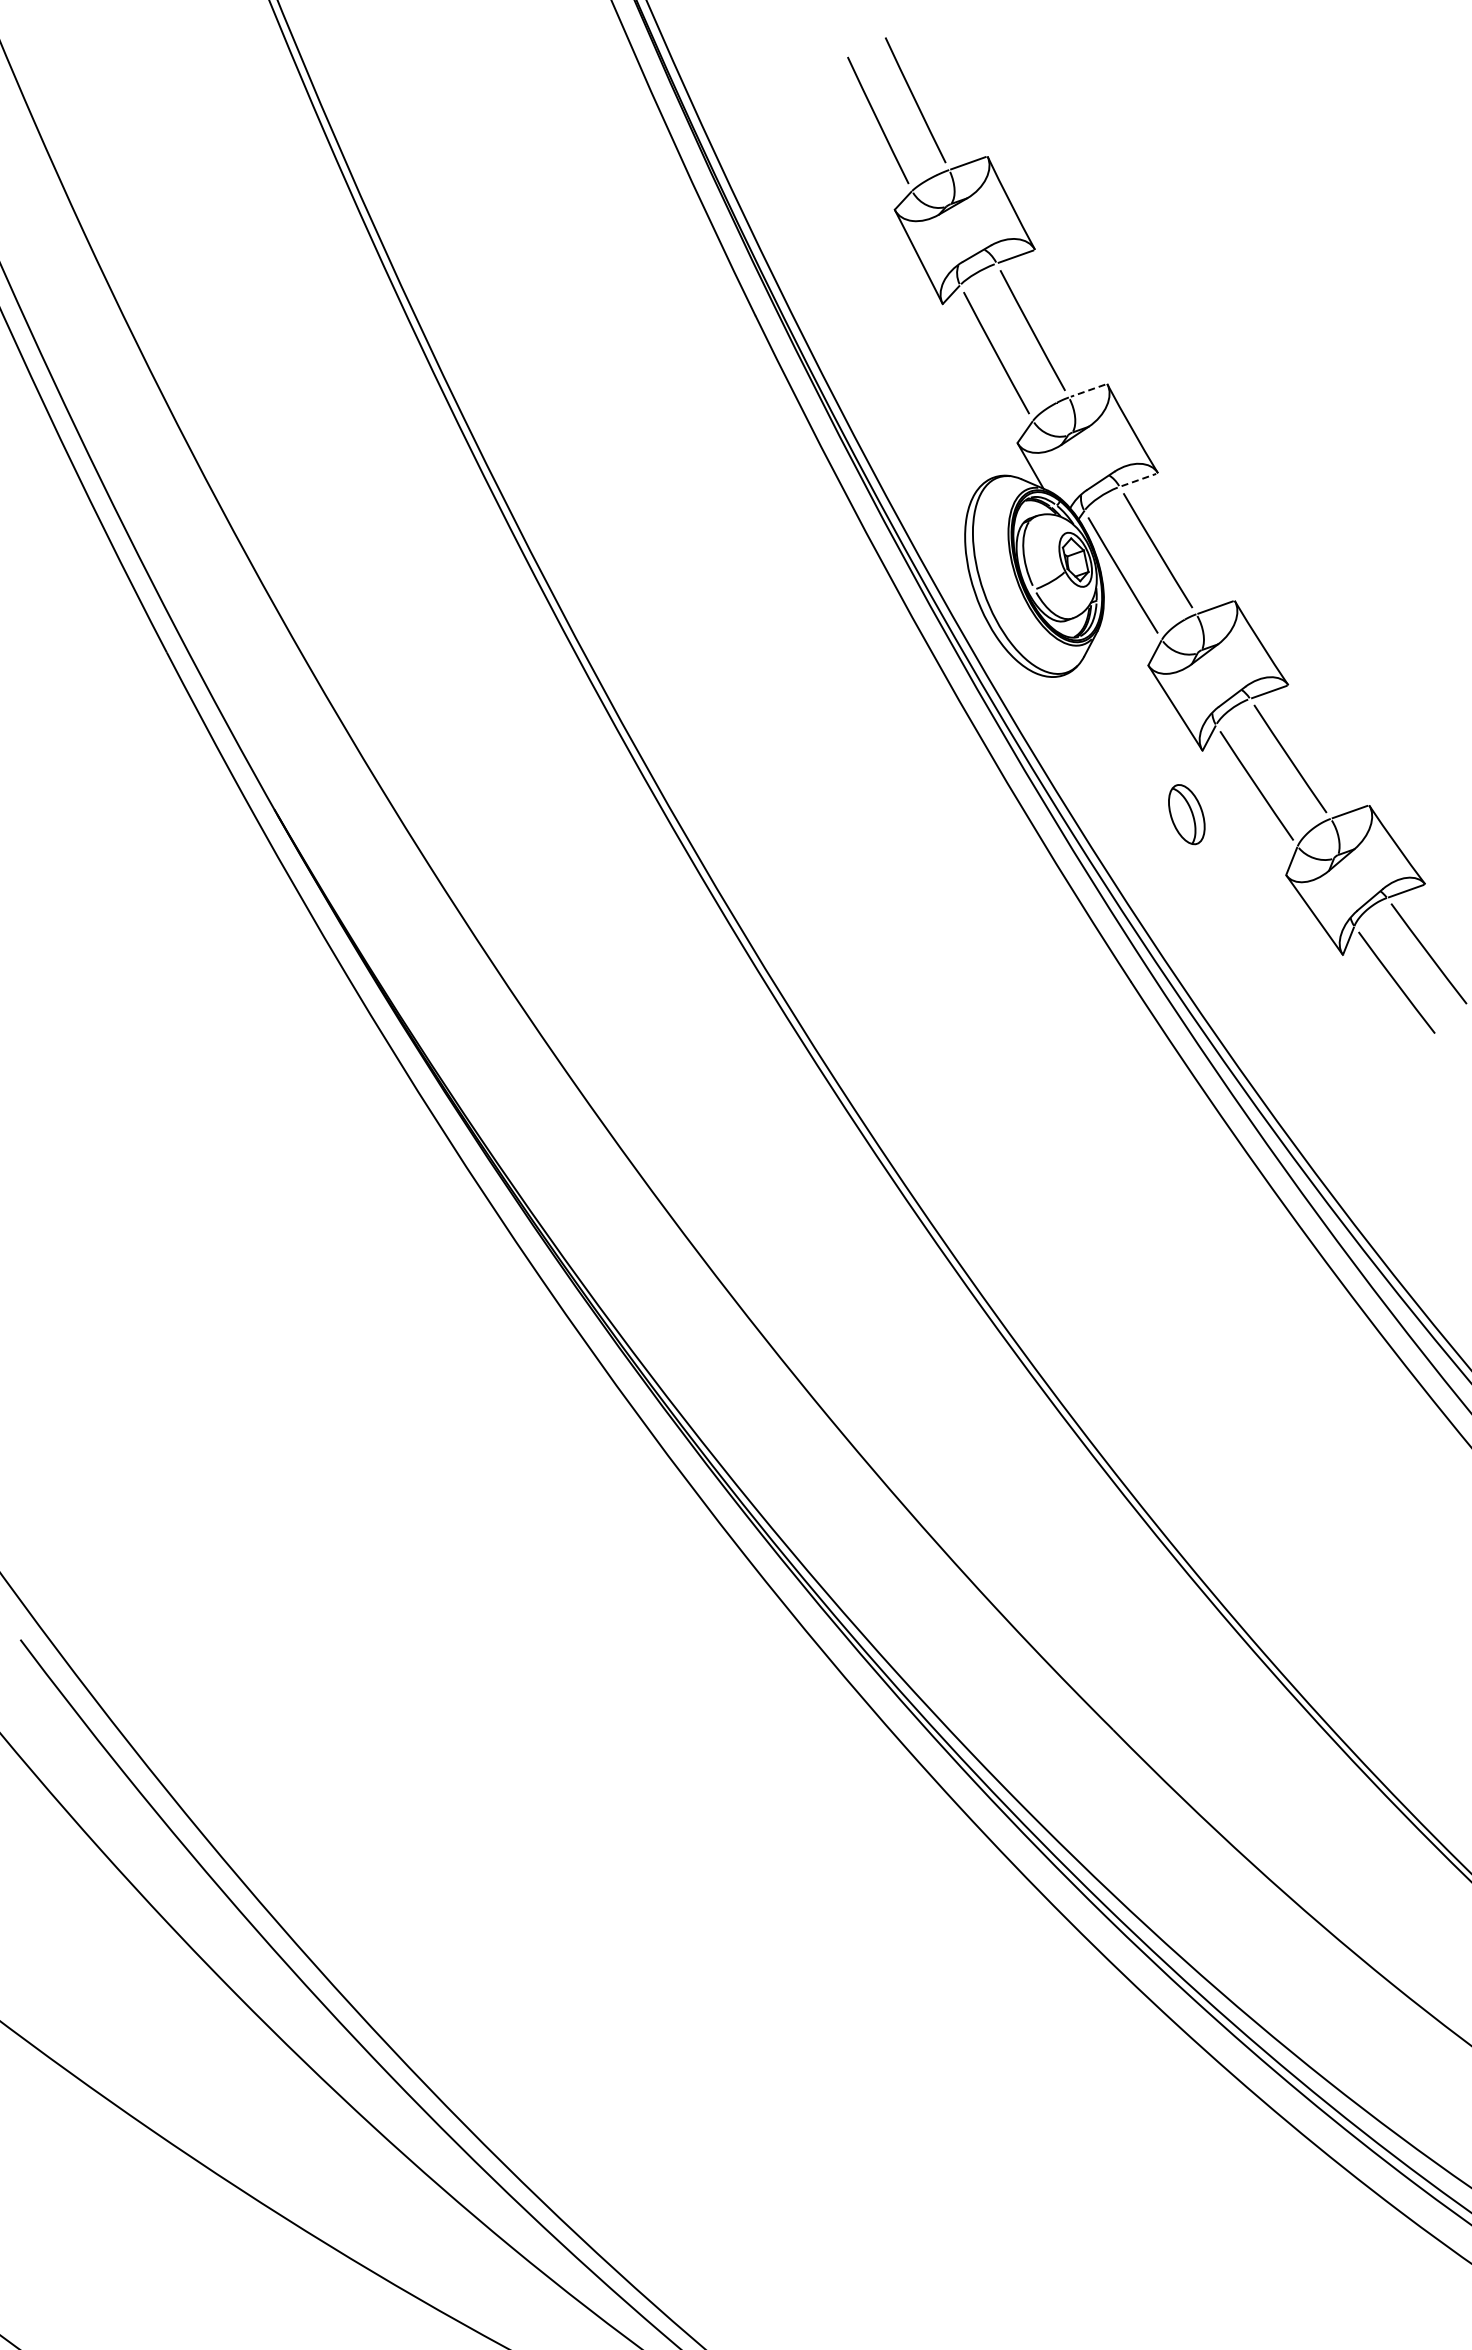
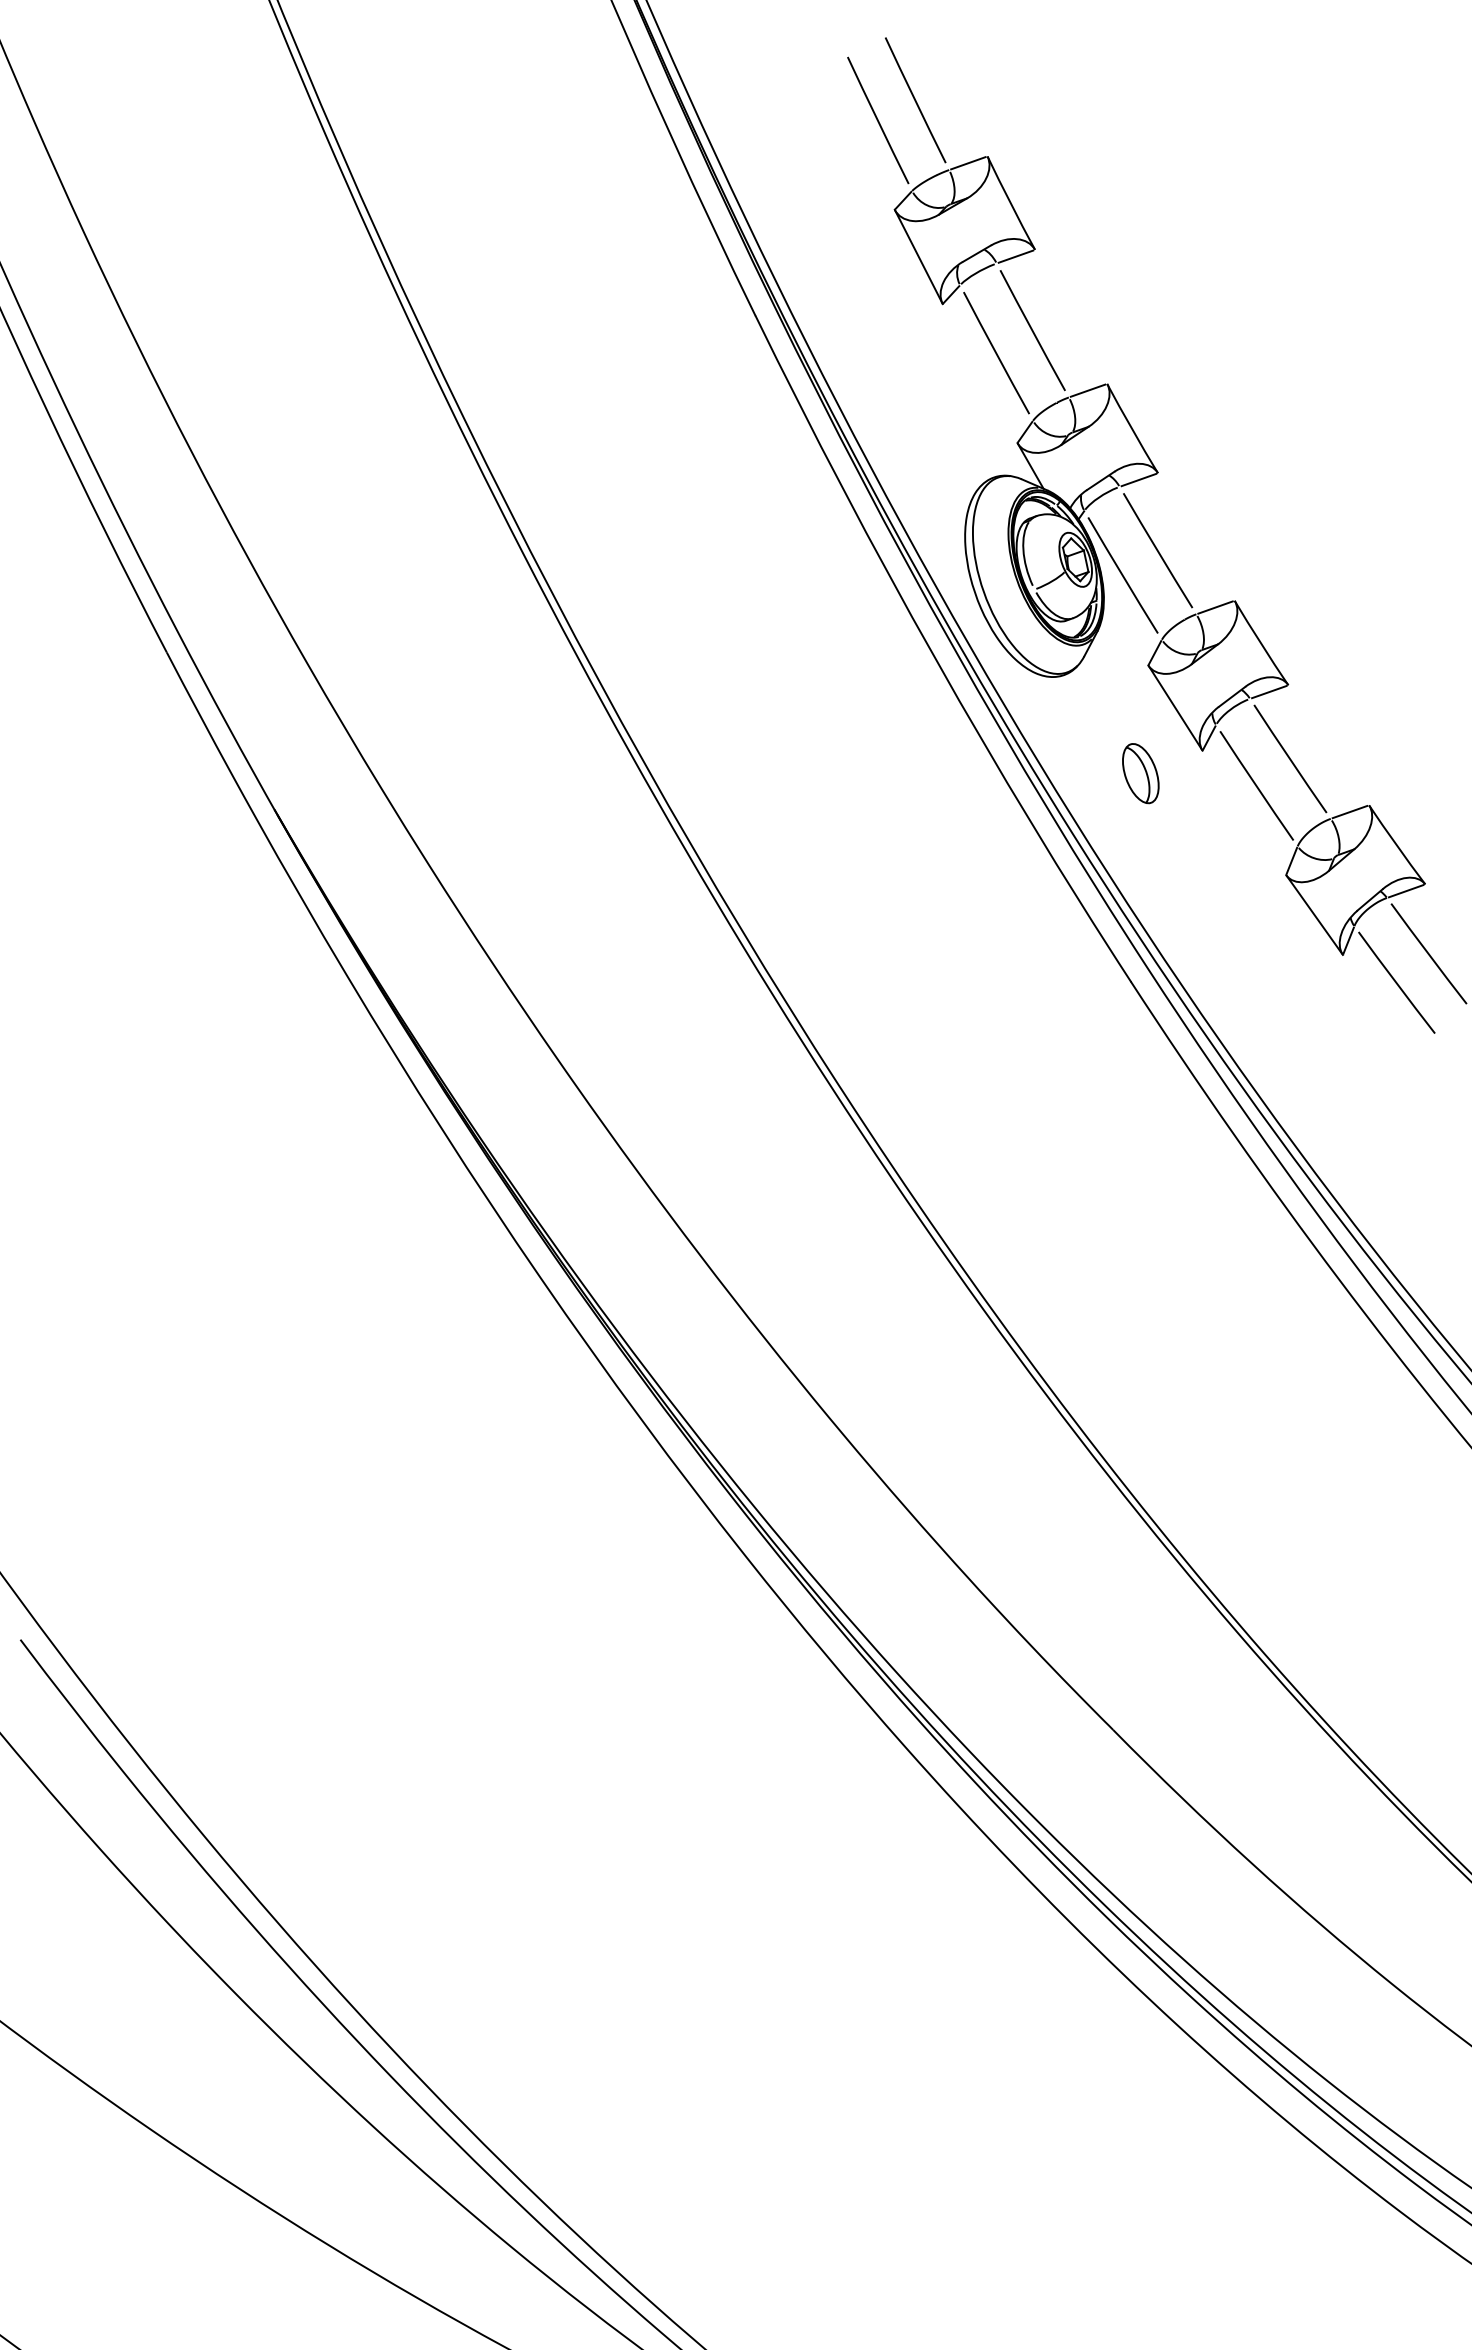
line: dashed -> solid (1087, 390)
line: dashed -> solid (1139, 479)
part position: (1186, 814) -> (1140, 773) (1140, 773)
